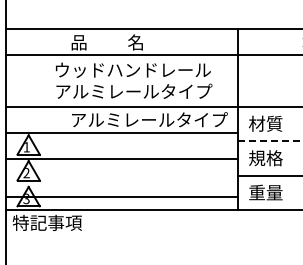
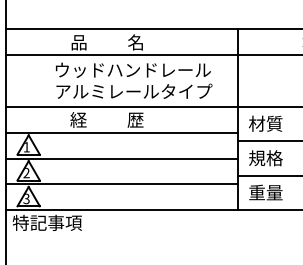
text: アルミレールタイプ -> 経          歴 (148, 119)
line: dashed -> solid (270, 141)
line position: (121, 197) -> (121, 184) (121, 184)
